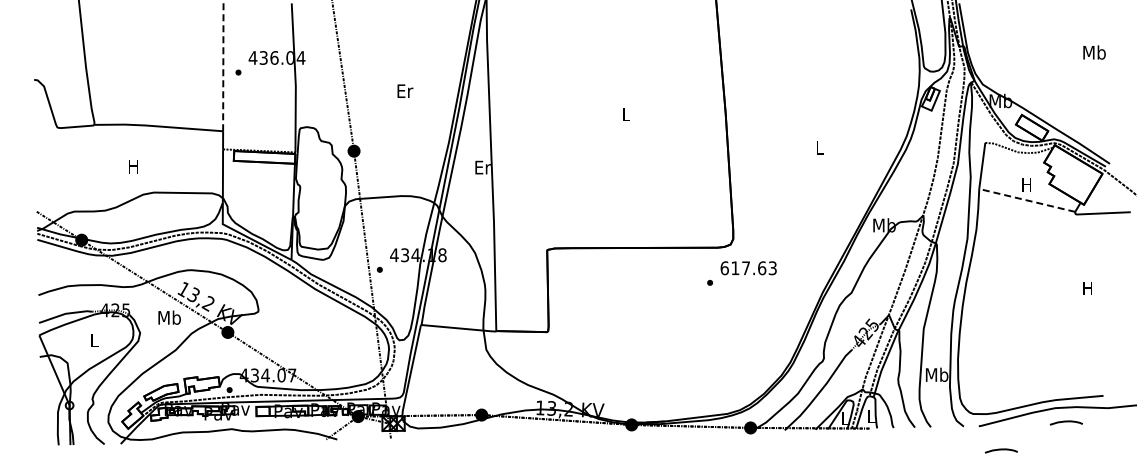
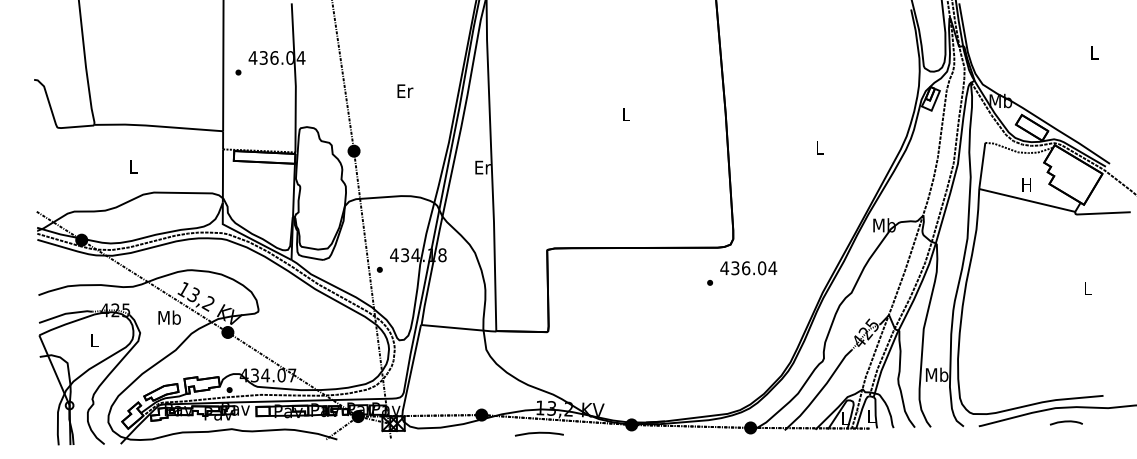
text: Mb -> L (1094, 52)
line: dashed -> solid (223, 65)
text: H -> L (133, 166)
line: dashed -> solid (1026, 200)
text: 617.63 -> 436.04 (748, 268)
text: H -> L (1087, 288)
curve: none -> present (539, 433)
curve: present -> none (1001, 450)
